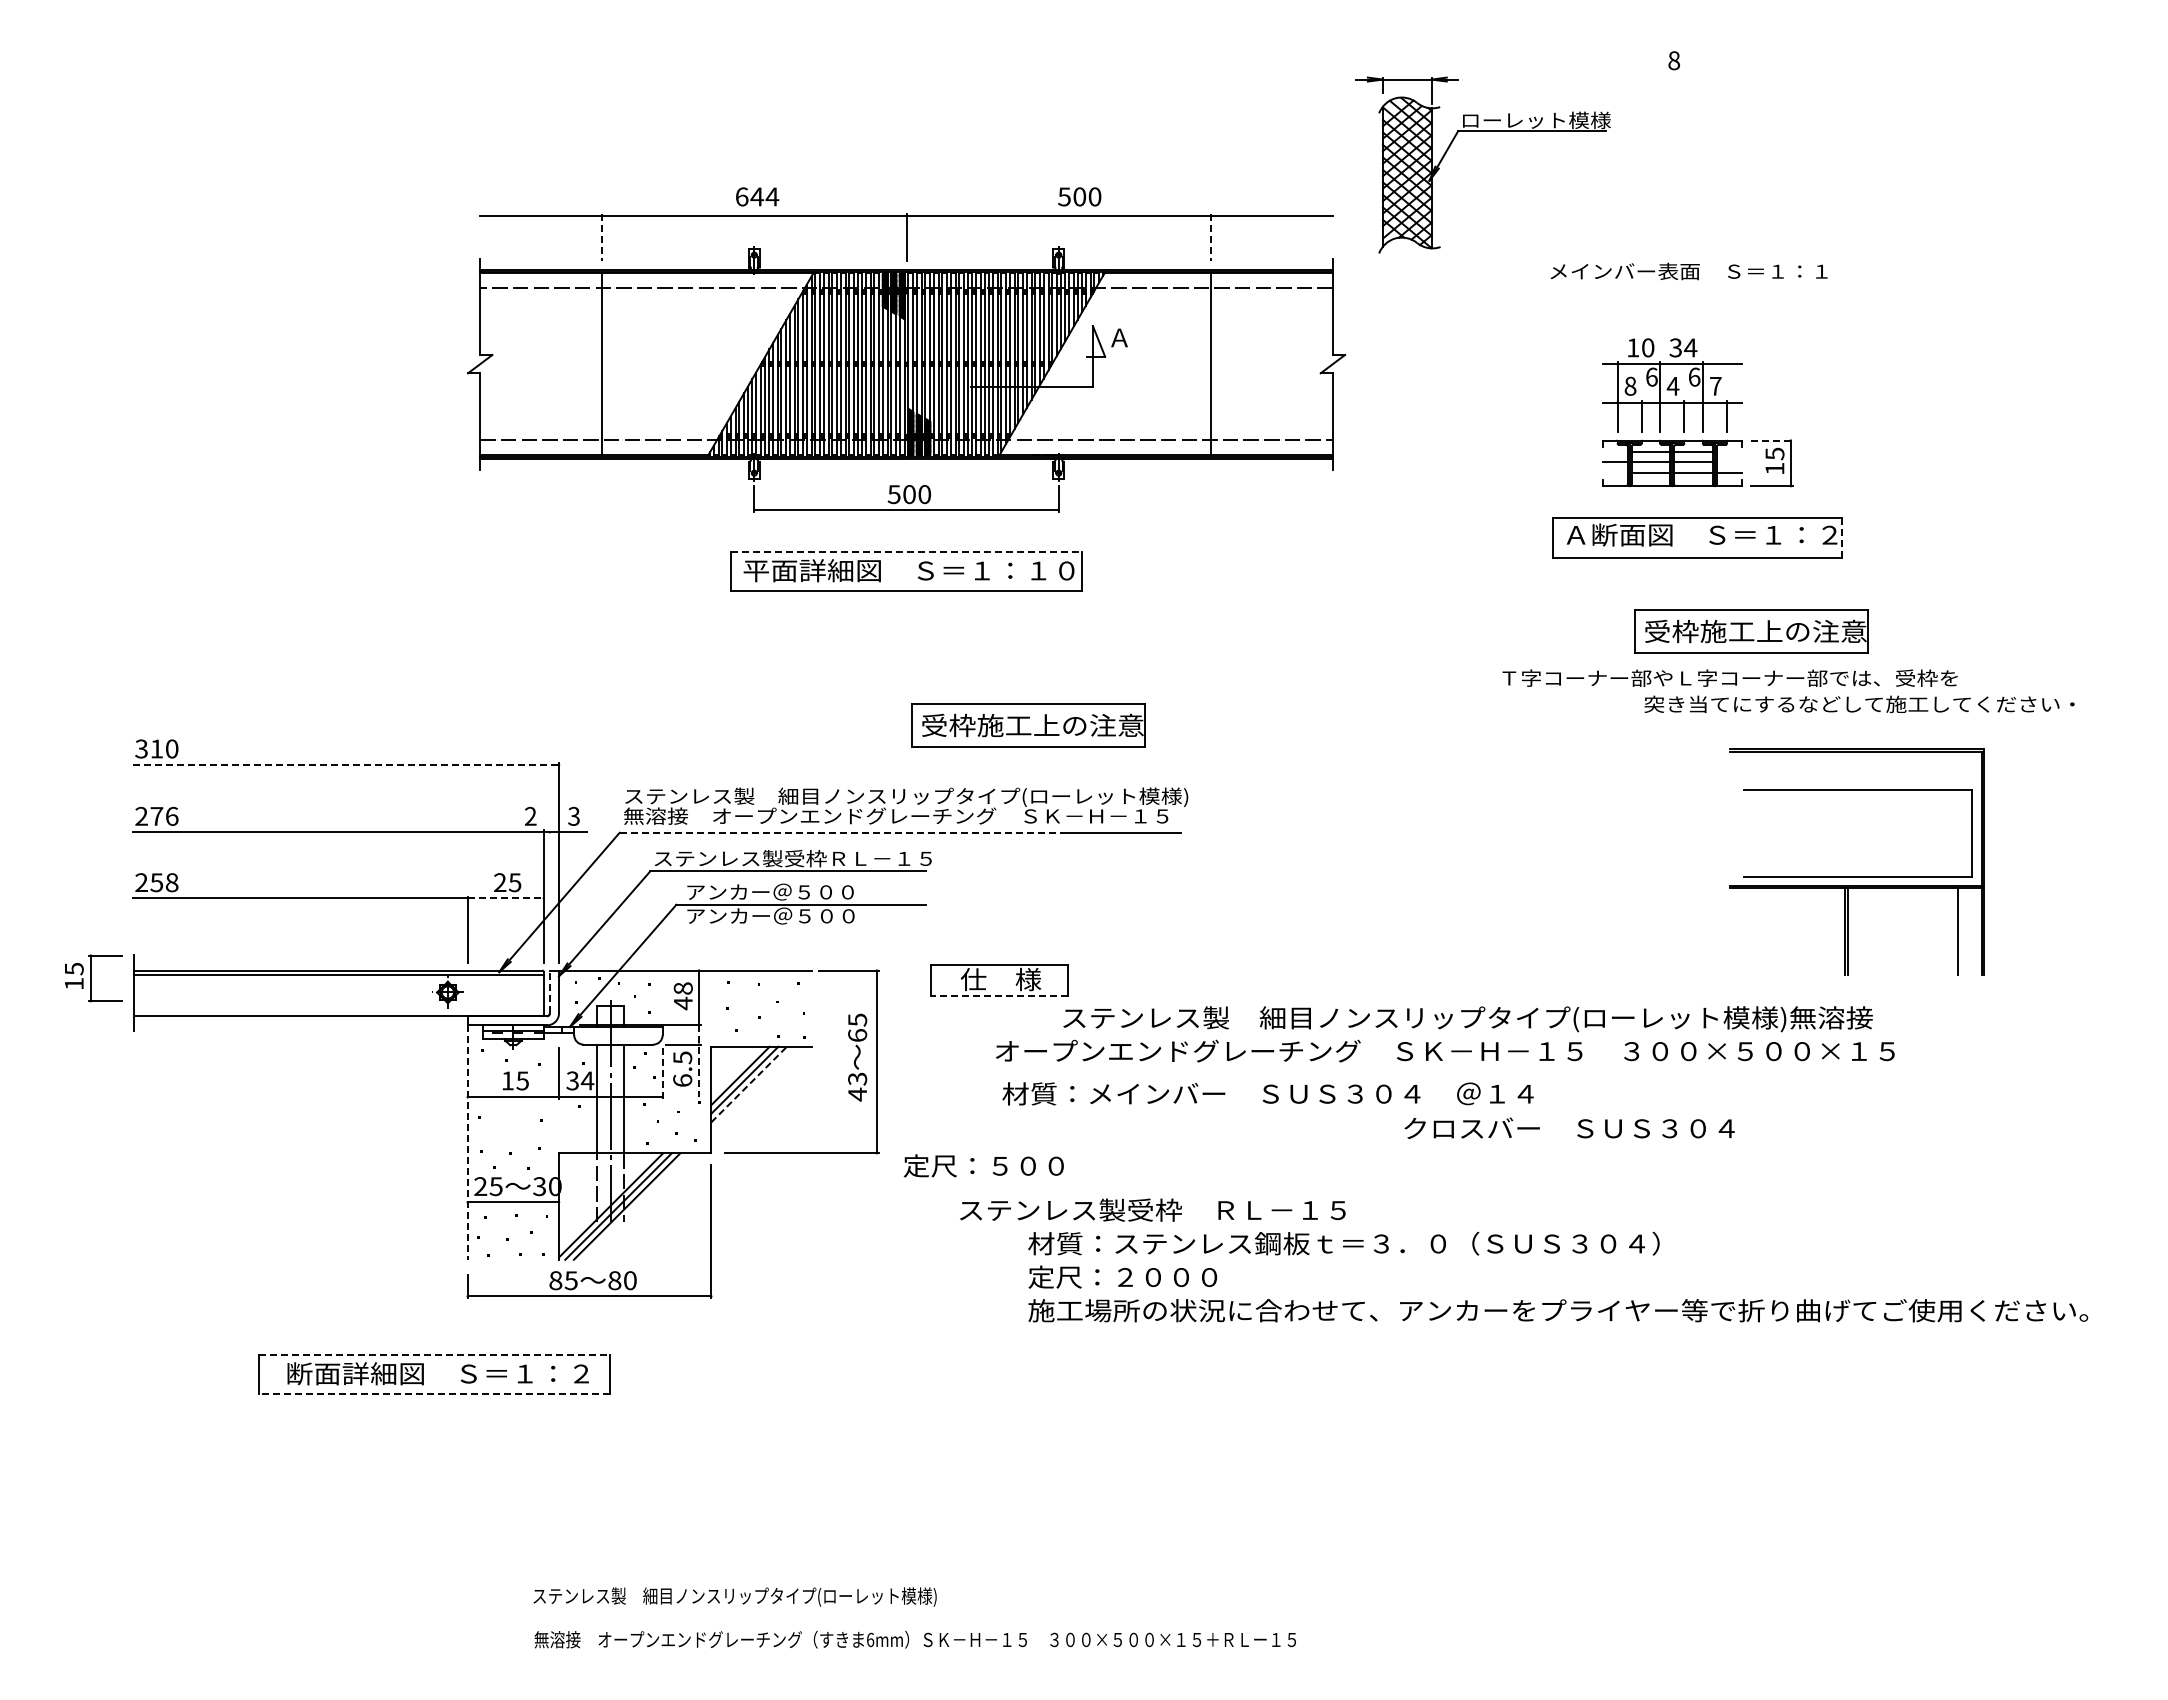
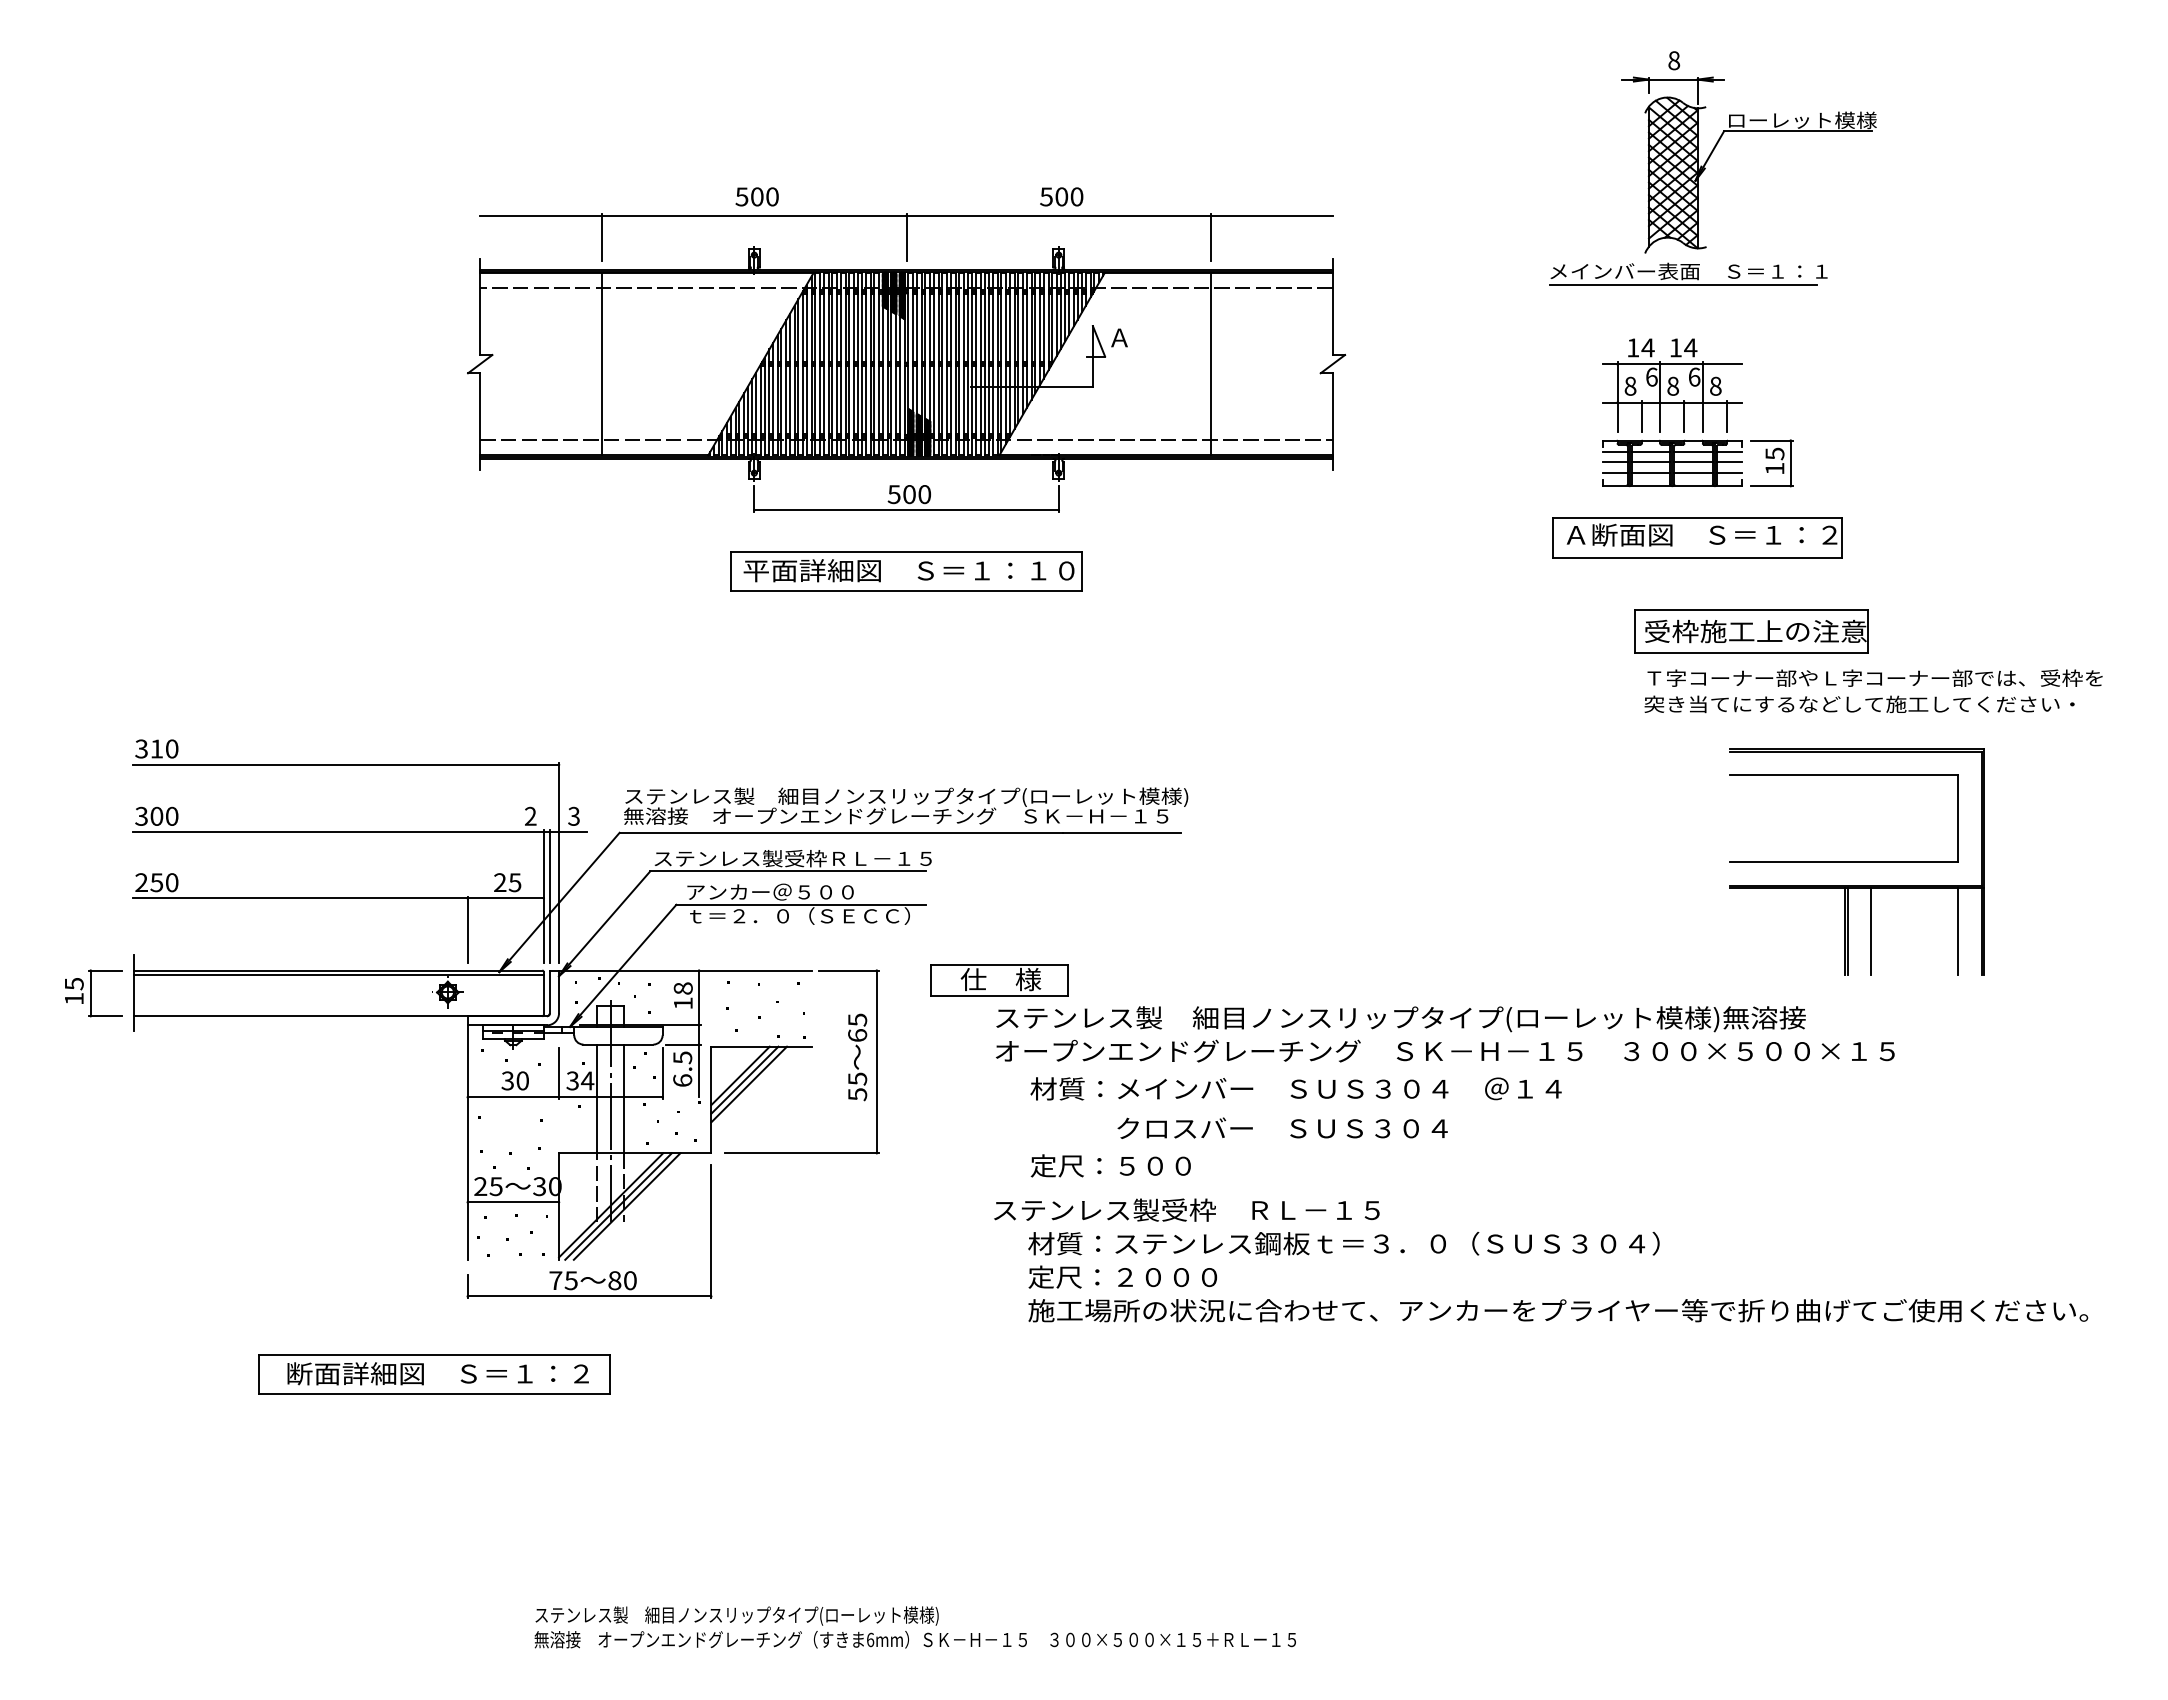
part position: (1482, 131) -> (1748, 131) (1748, 131)
text: 644 -> 500 (757, 196)
text position: (1079, 196) -> (1061, 196) (1061, 196)
line: dashed -> solid (602, 237)
line: dashed -> solid (1211, 237)
line: none -> present (1682, 285)
text: 10 -> 14 (1647, 347)
text: 34 -> 14 (1675, 347)
text: 4 -> 8 (1672, 385)
text: 7 -> 8 (1715, 385)
line: dashed -> solid (1771, 440)
line: none -> present (1614, 451)
line: none -> present (1729, 451)
line: none -> present (1729, 462)
line: none -> present (1614, 473)
line: dashed -> solid (1841, 538)
line: dashed -> solid (907, 551)
text position: (1729, 677) -> (1874, 677) (1874, 677)
part: present -> none (1028, 725)
line: dashed -> solid (346, 764)
part position: (1857, 790) -> (1843, 775) (1843, 775)
text: 276 -> 300 (156, 815)
line: dashed -> solid (841, 832)
text: 258 -> 250 (171, 882)
line: none -> present (549, 896)
line: dashed -> solid (506, 898)
text: アンカー＠５００ -> ｔ＝２．０（ＳＥＣＣ） (798, 915)
line: none -> present (1871, 931)
part position: (93, 978) -> (93, 993) (93, 993)
line: dashed -> solid (549, 991)
line: dashed -> solid (999, 995)
text: 48 -> 18 (683, 1003)
text position: (1467, 1019) -> (1400, 1019) (1400, 1019)
line: dashed -> solid (699, 1060)
line: dashed -> solid (662, 1073)
text: 15 -> 30 (514, 1080)
line: dashed -> solid (749, 1084)
text: 43 -> 55 (857, 1086)
text position: (1267, 1093) -> (1295, 1088) (1295, 1088)
text position: (1569, 1127) -> (1282, 1127) (1282, 1127)
line: dashed -> solid (467, 1143)
text position: (983, 1165) -> (1110, 1165) (1110, 1165)
text position: (1152, 1209) -> (1186, 1209) (1186, 1209)
text: 85 -> 75 (555, 1280)
line: dashed -> solid (435, 1354)
line: dashed -> solid (434, 1394)
text position: (734, 1596) -> (736, 1615) (736, 1615)
